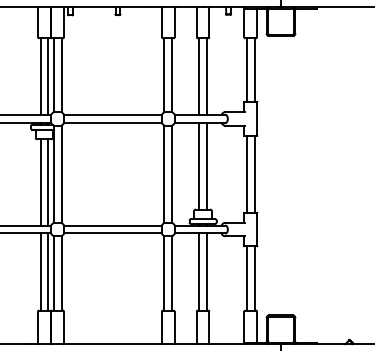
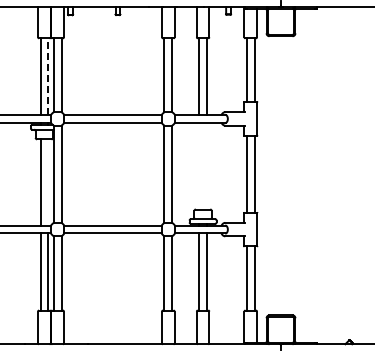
line: solid -> dashed (48, 76)
line: present -> none (199, 165)
line: present -> none (206, 165)
line: present -> none (48, 182)
